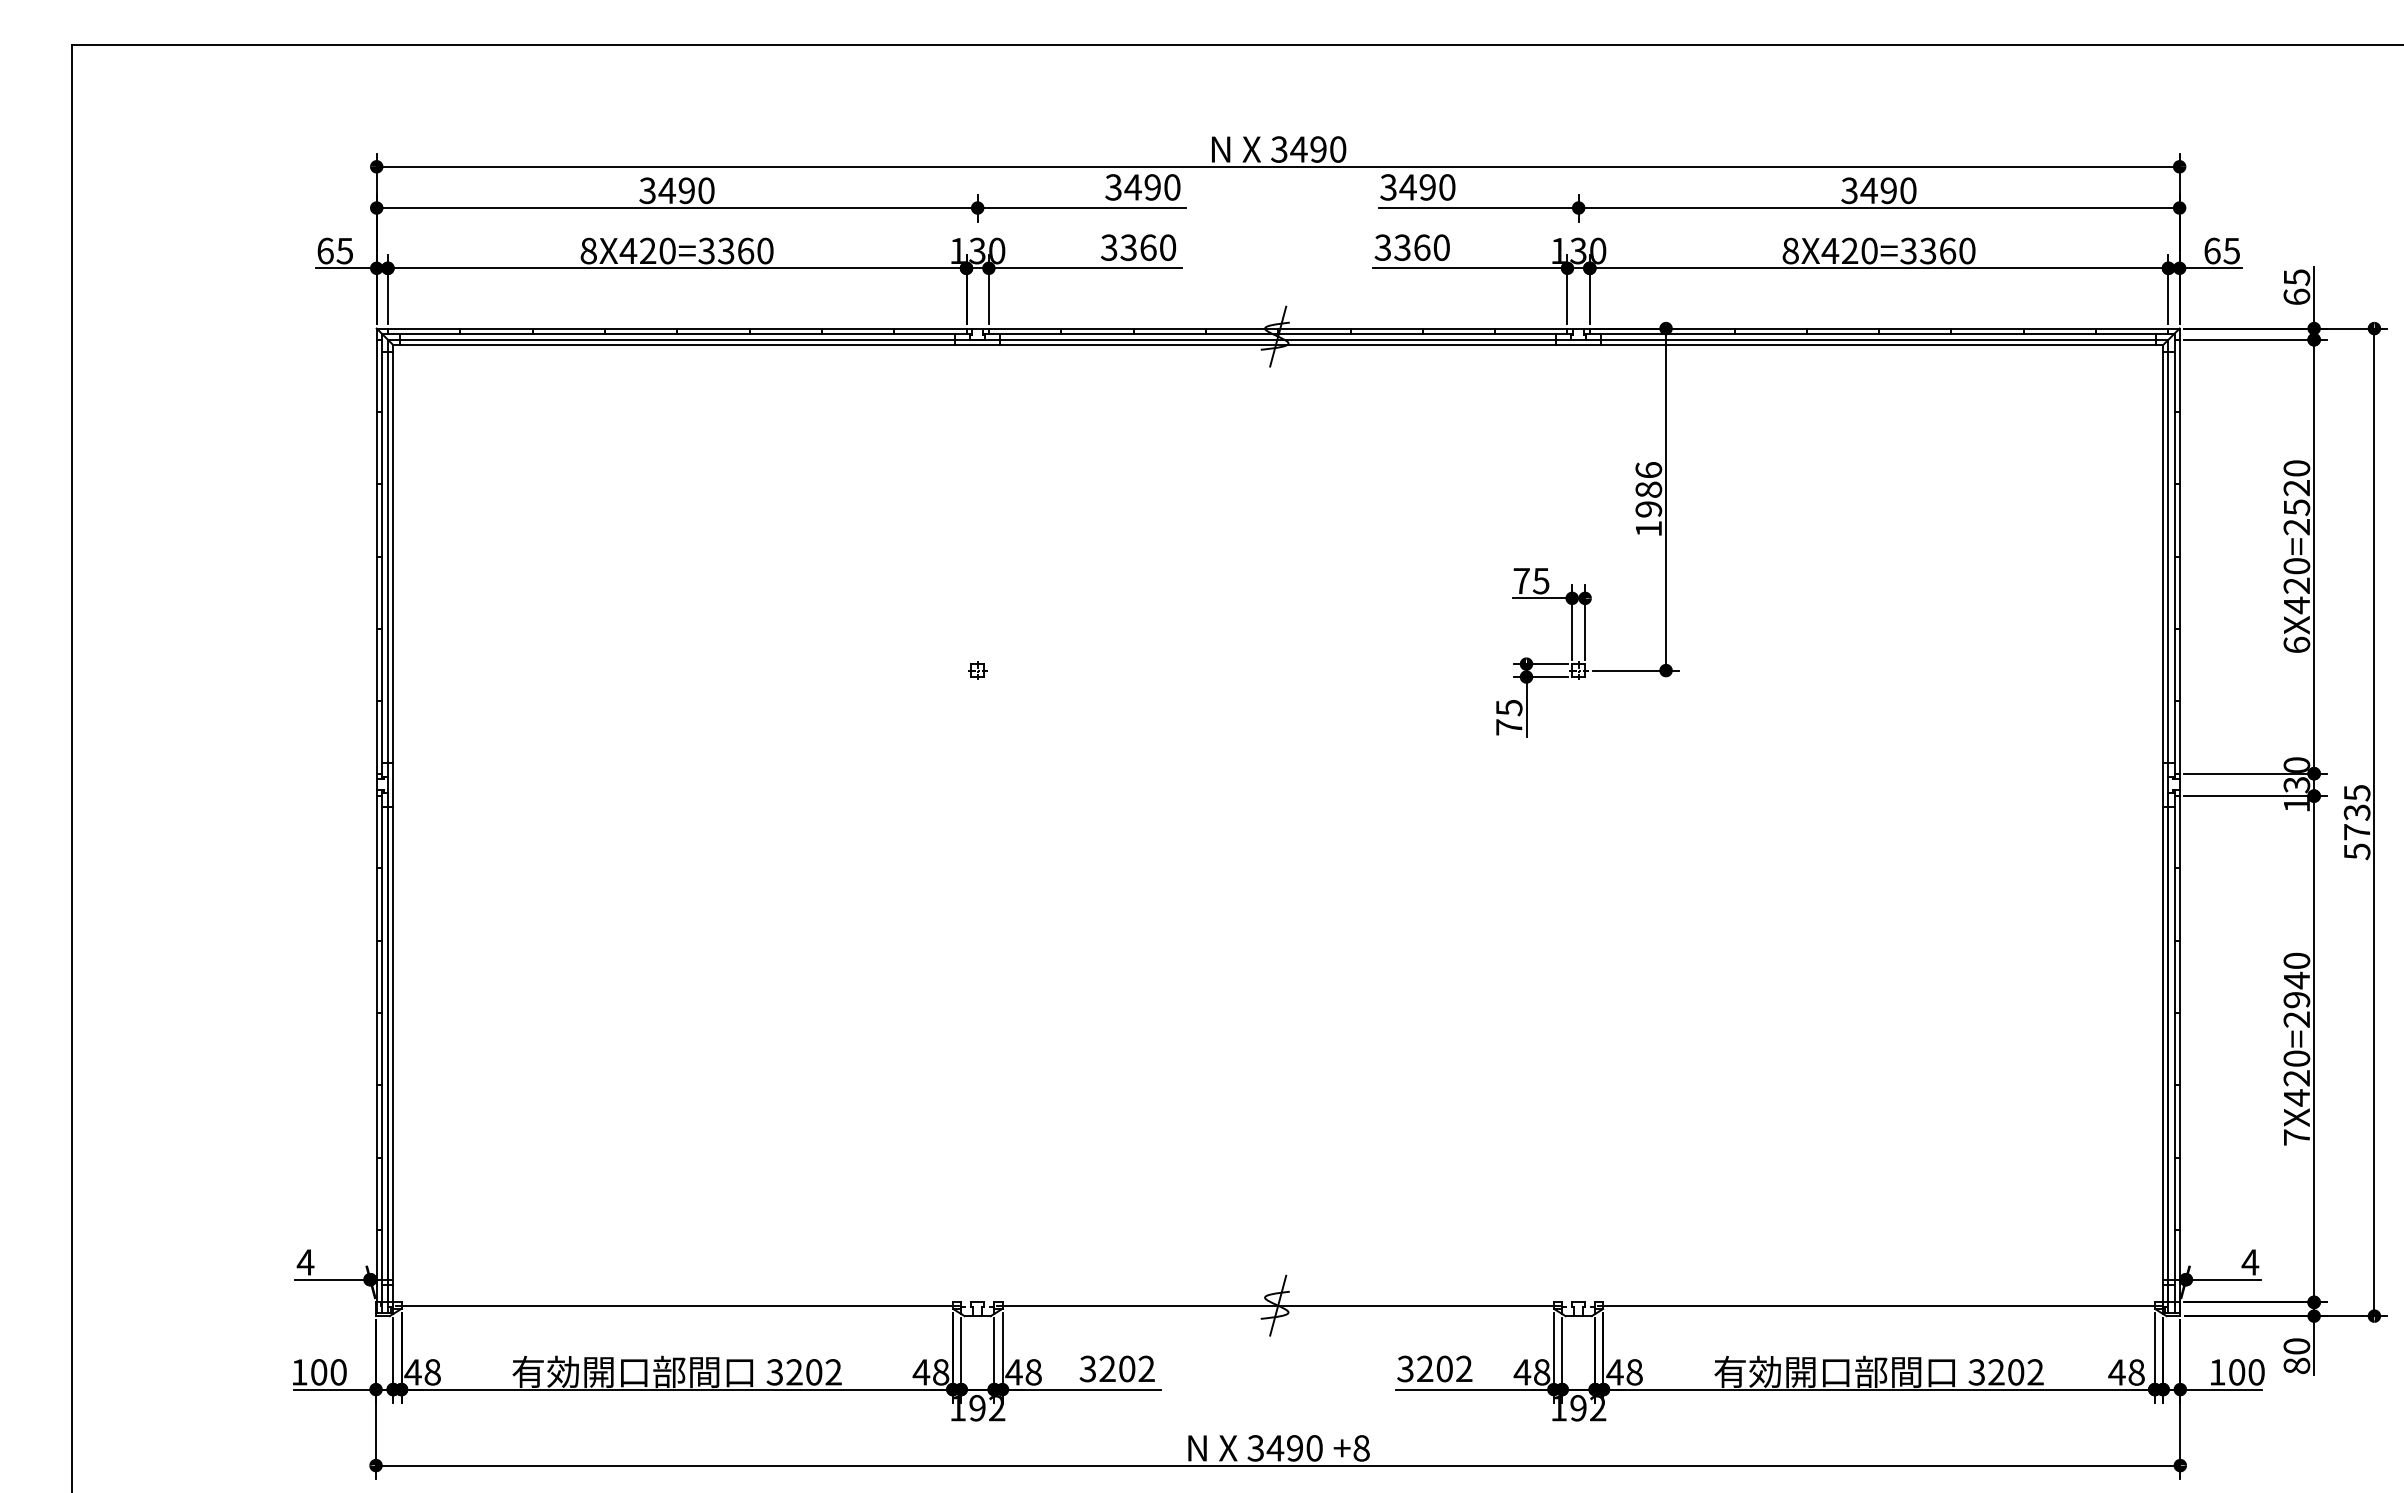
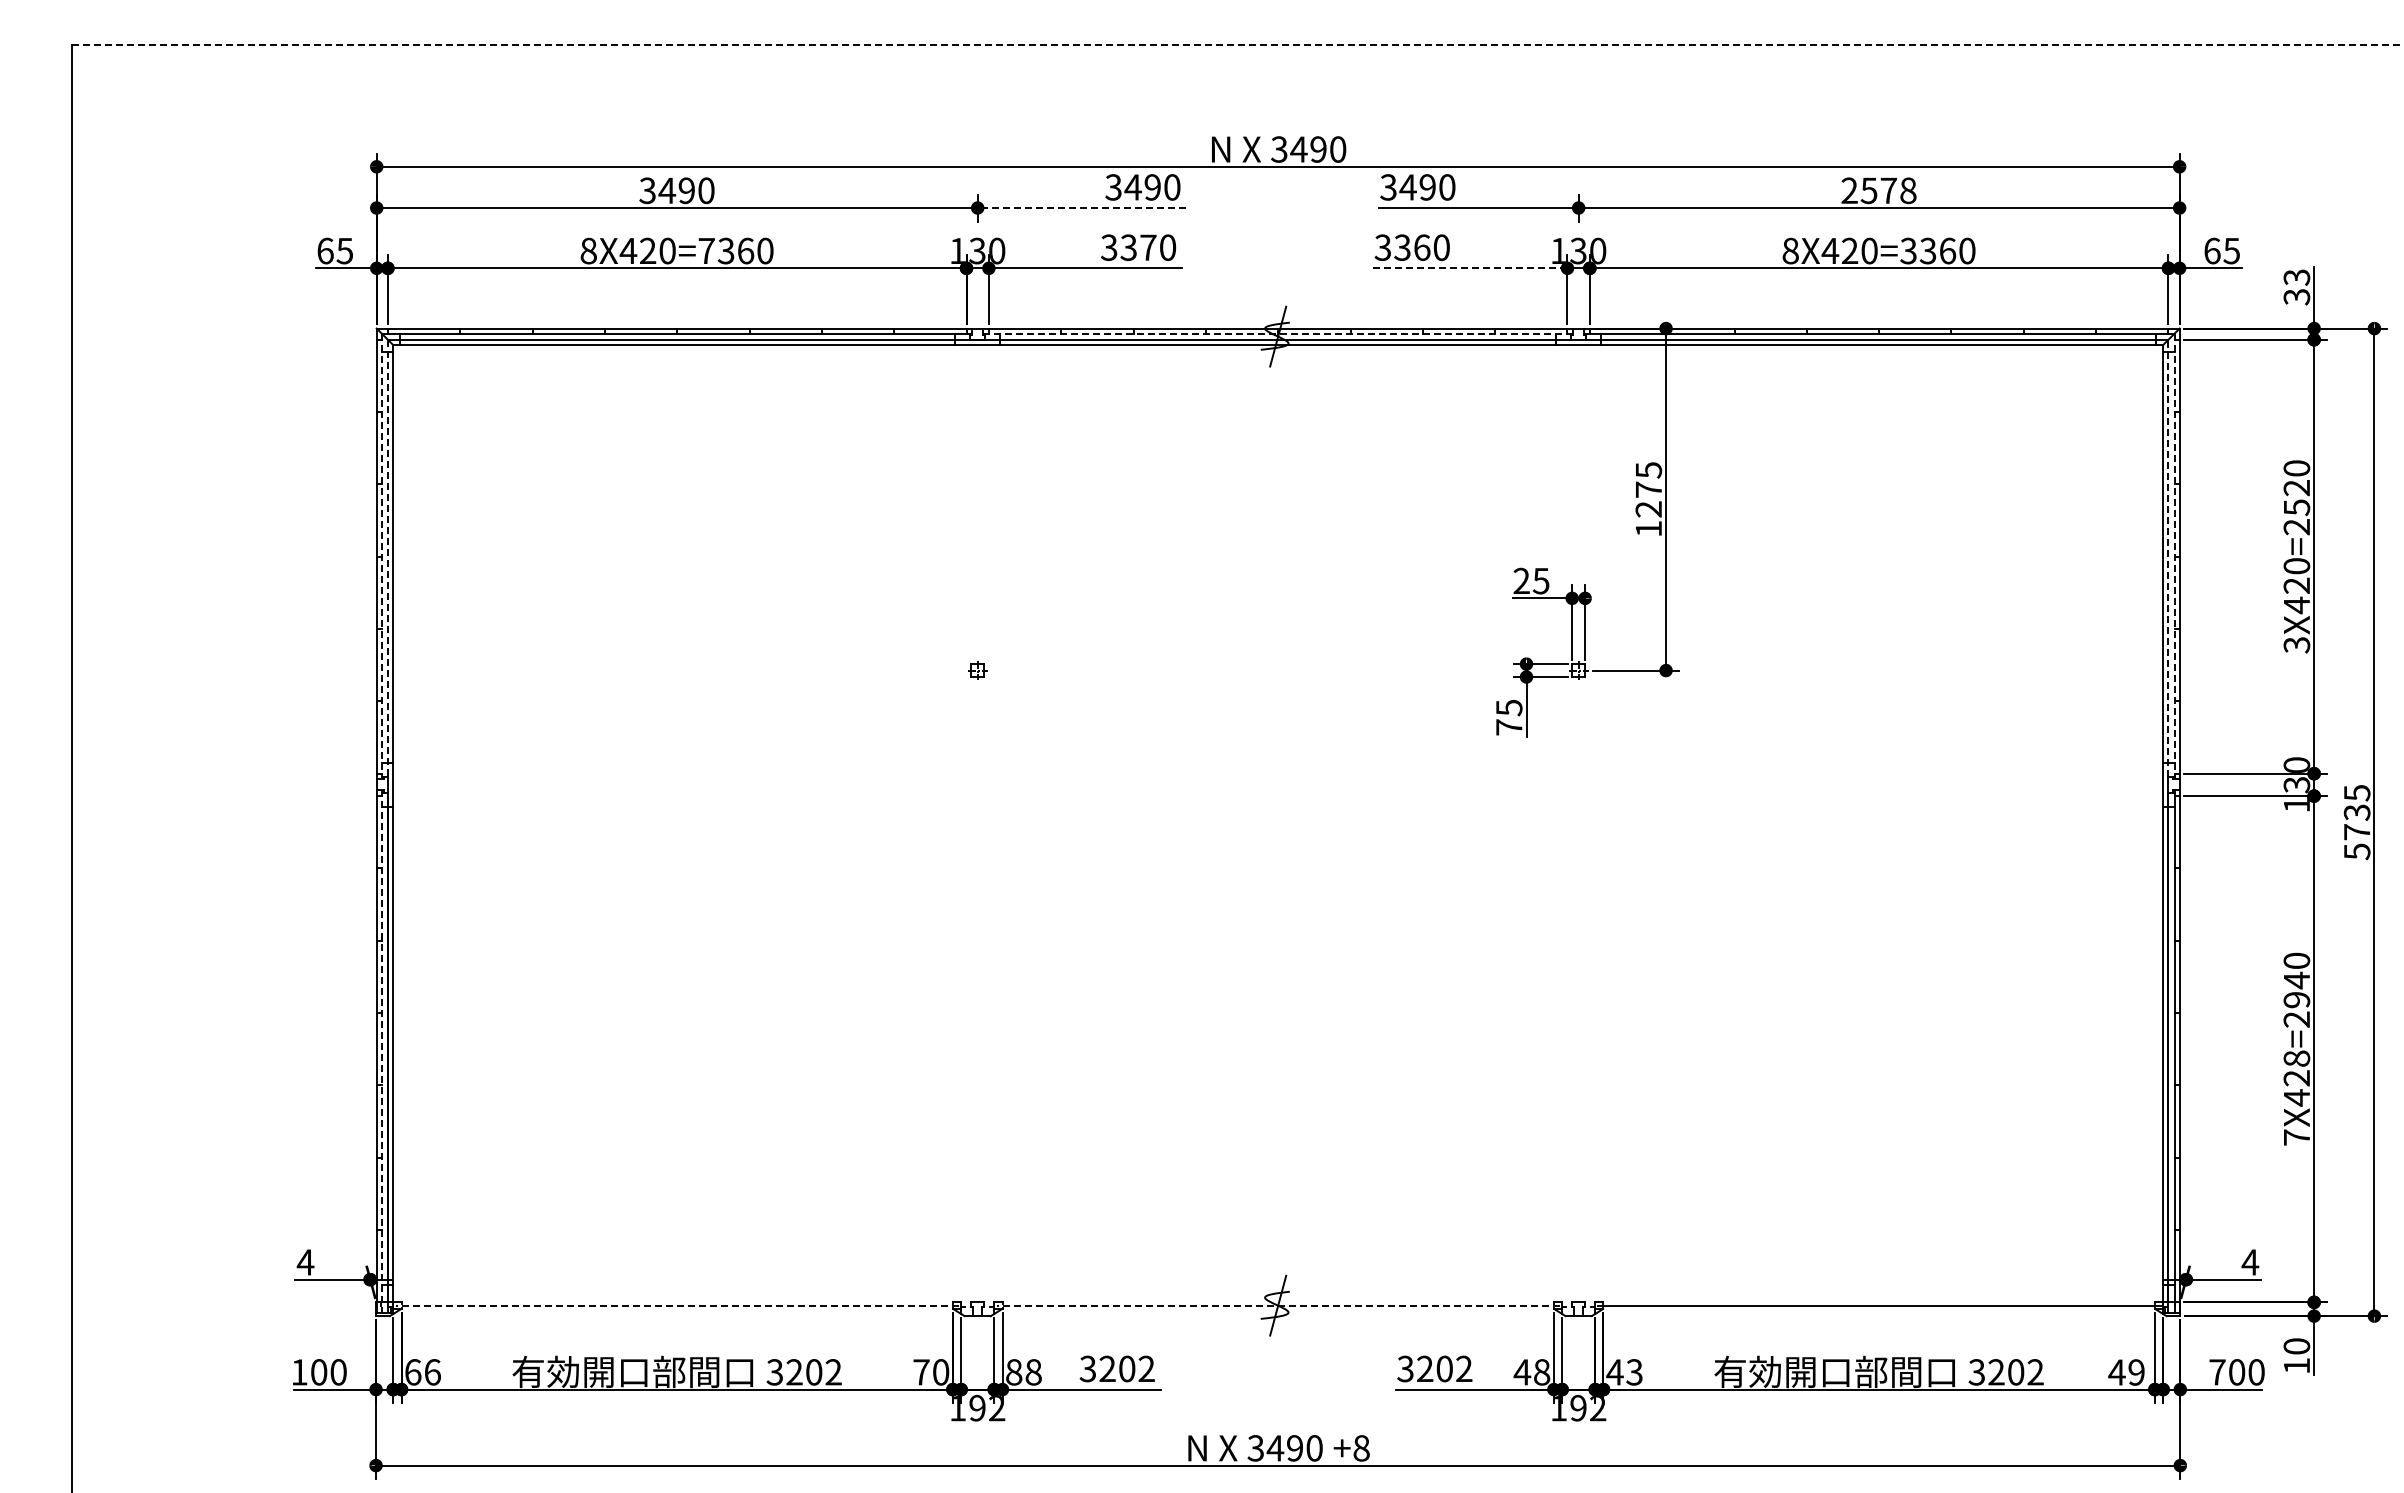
line: solid -> dashed (1238, 44)
text: 3490 -> 2578 (1878, 190)
line: solid -> dashed (1081, 208)
text: 3360 -> 3370 (1148, 247)
text: 8X420=3360 -> 8X420=7360 (706, 250)
line: solid -> dashed (1469, 268)
text: 65 -> 33 (2296, 287)
line: solid -> dashed (1278, 333)
text: 1986 -> 1275 (1648, 489)
line: solid -> dashed (381, 556)
line: solid -> dashed (2174, 556)
line: solid -> dashed (387, 558)
line: solid -> dashed (2168, 558)
text: 75 -> 25 (1521, 580)
text: 6X420=2520 -> 3X420=2520 (2296, 644)
line: solid -> dashed (381, 1051)
text: 7X420=2940 -> 7X428=2940 (2297, 1058)
line: solid -> dashed (676, 1305)
line: solid -> dashed (1277, 1305)
text: 80 -> 10 (2296, 1365)
text: 48 -> 66 (422, 1372)
text: 48 -> 70 (930, 1372)
text: 48 -> 88 (1013, 1372)
text: 48 -> 43 (1634, 1372)
text: 48 -> 49 (2136, 1372)
text: 100 -> 700 (2217, 1372)
